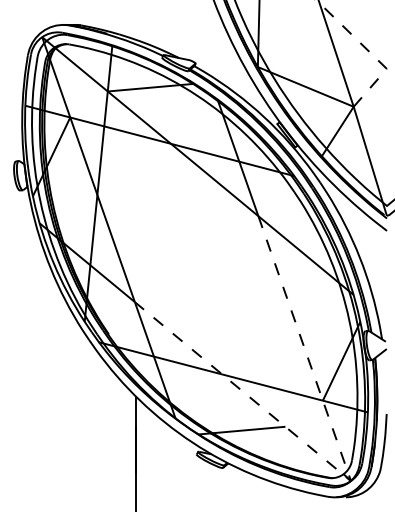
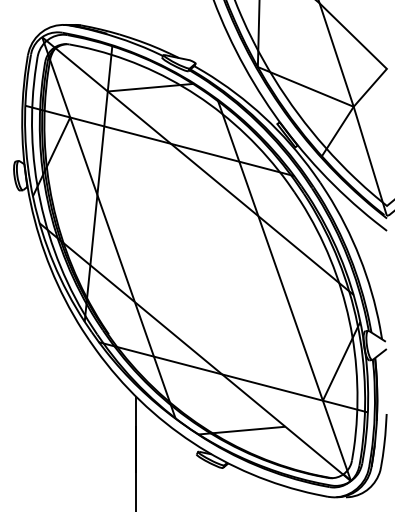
line: dashed -> solid (369, 51)
line: dashed -> solid (351, 481)
